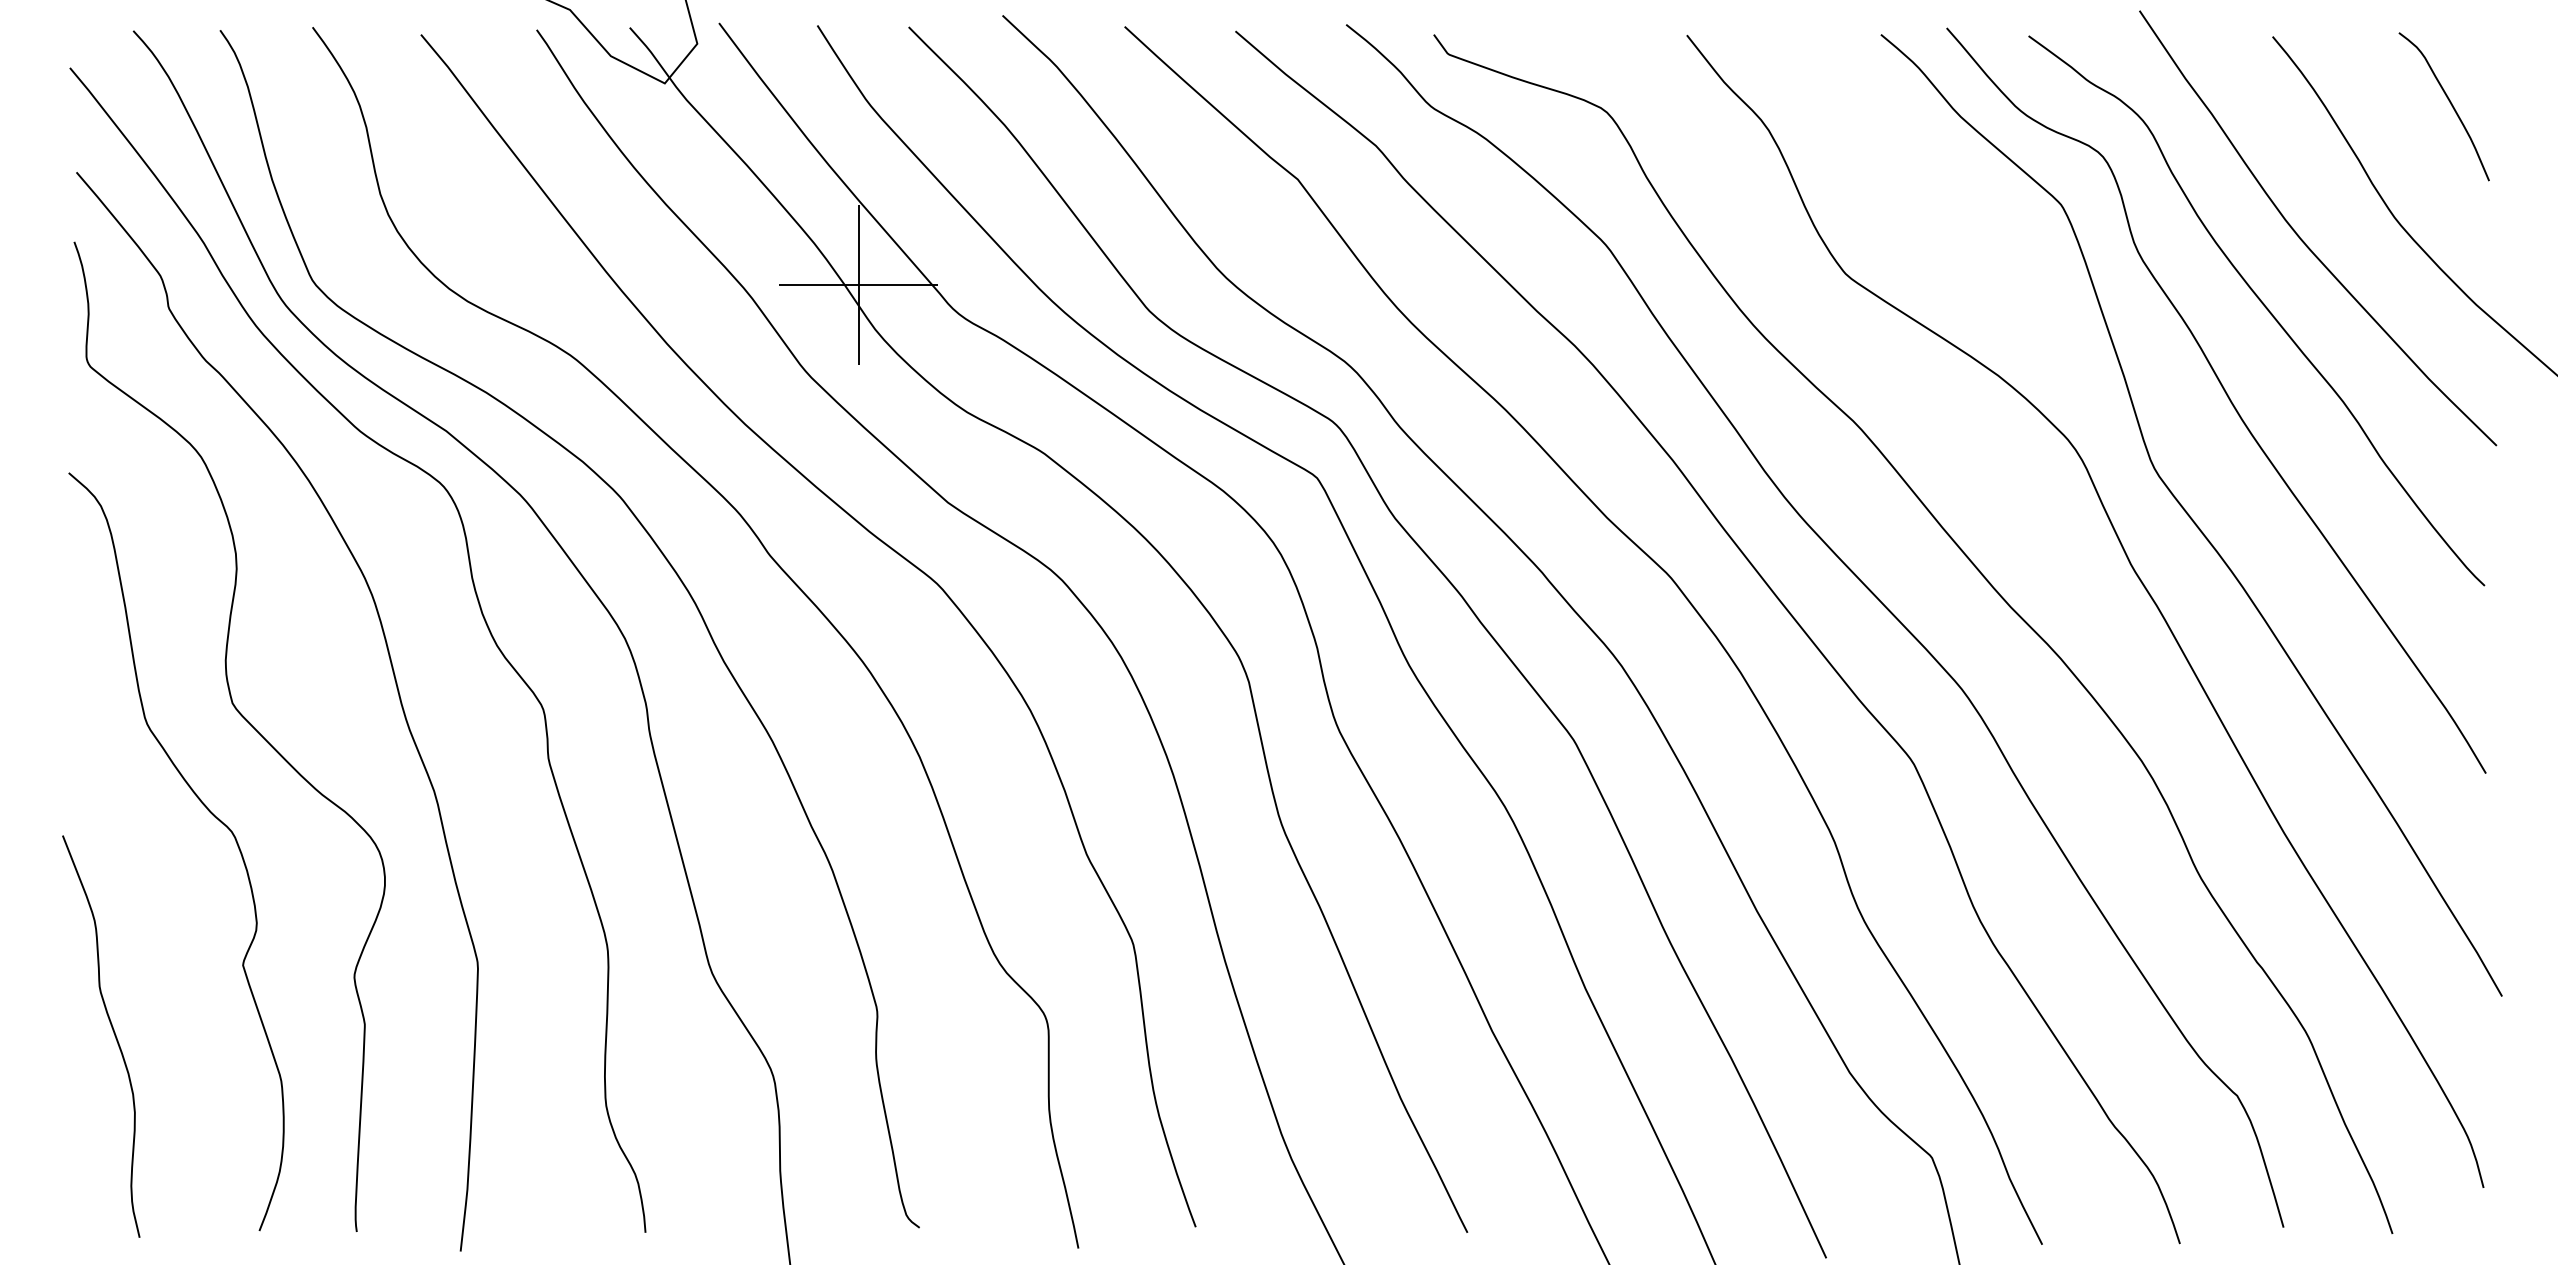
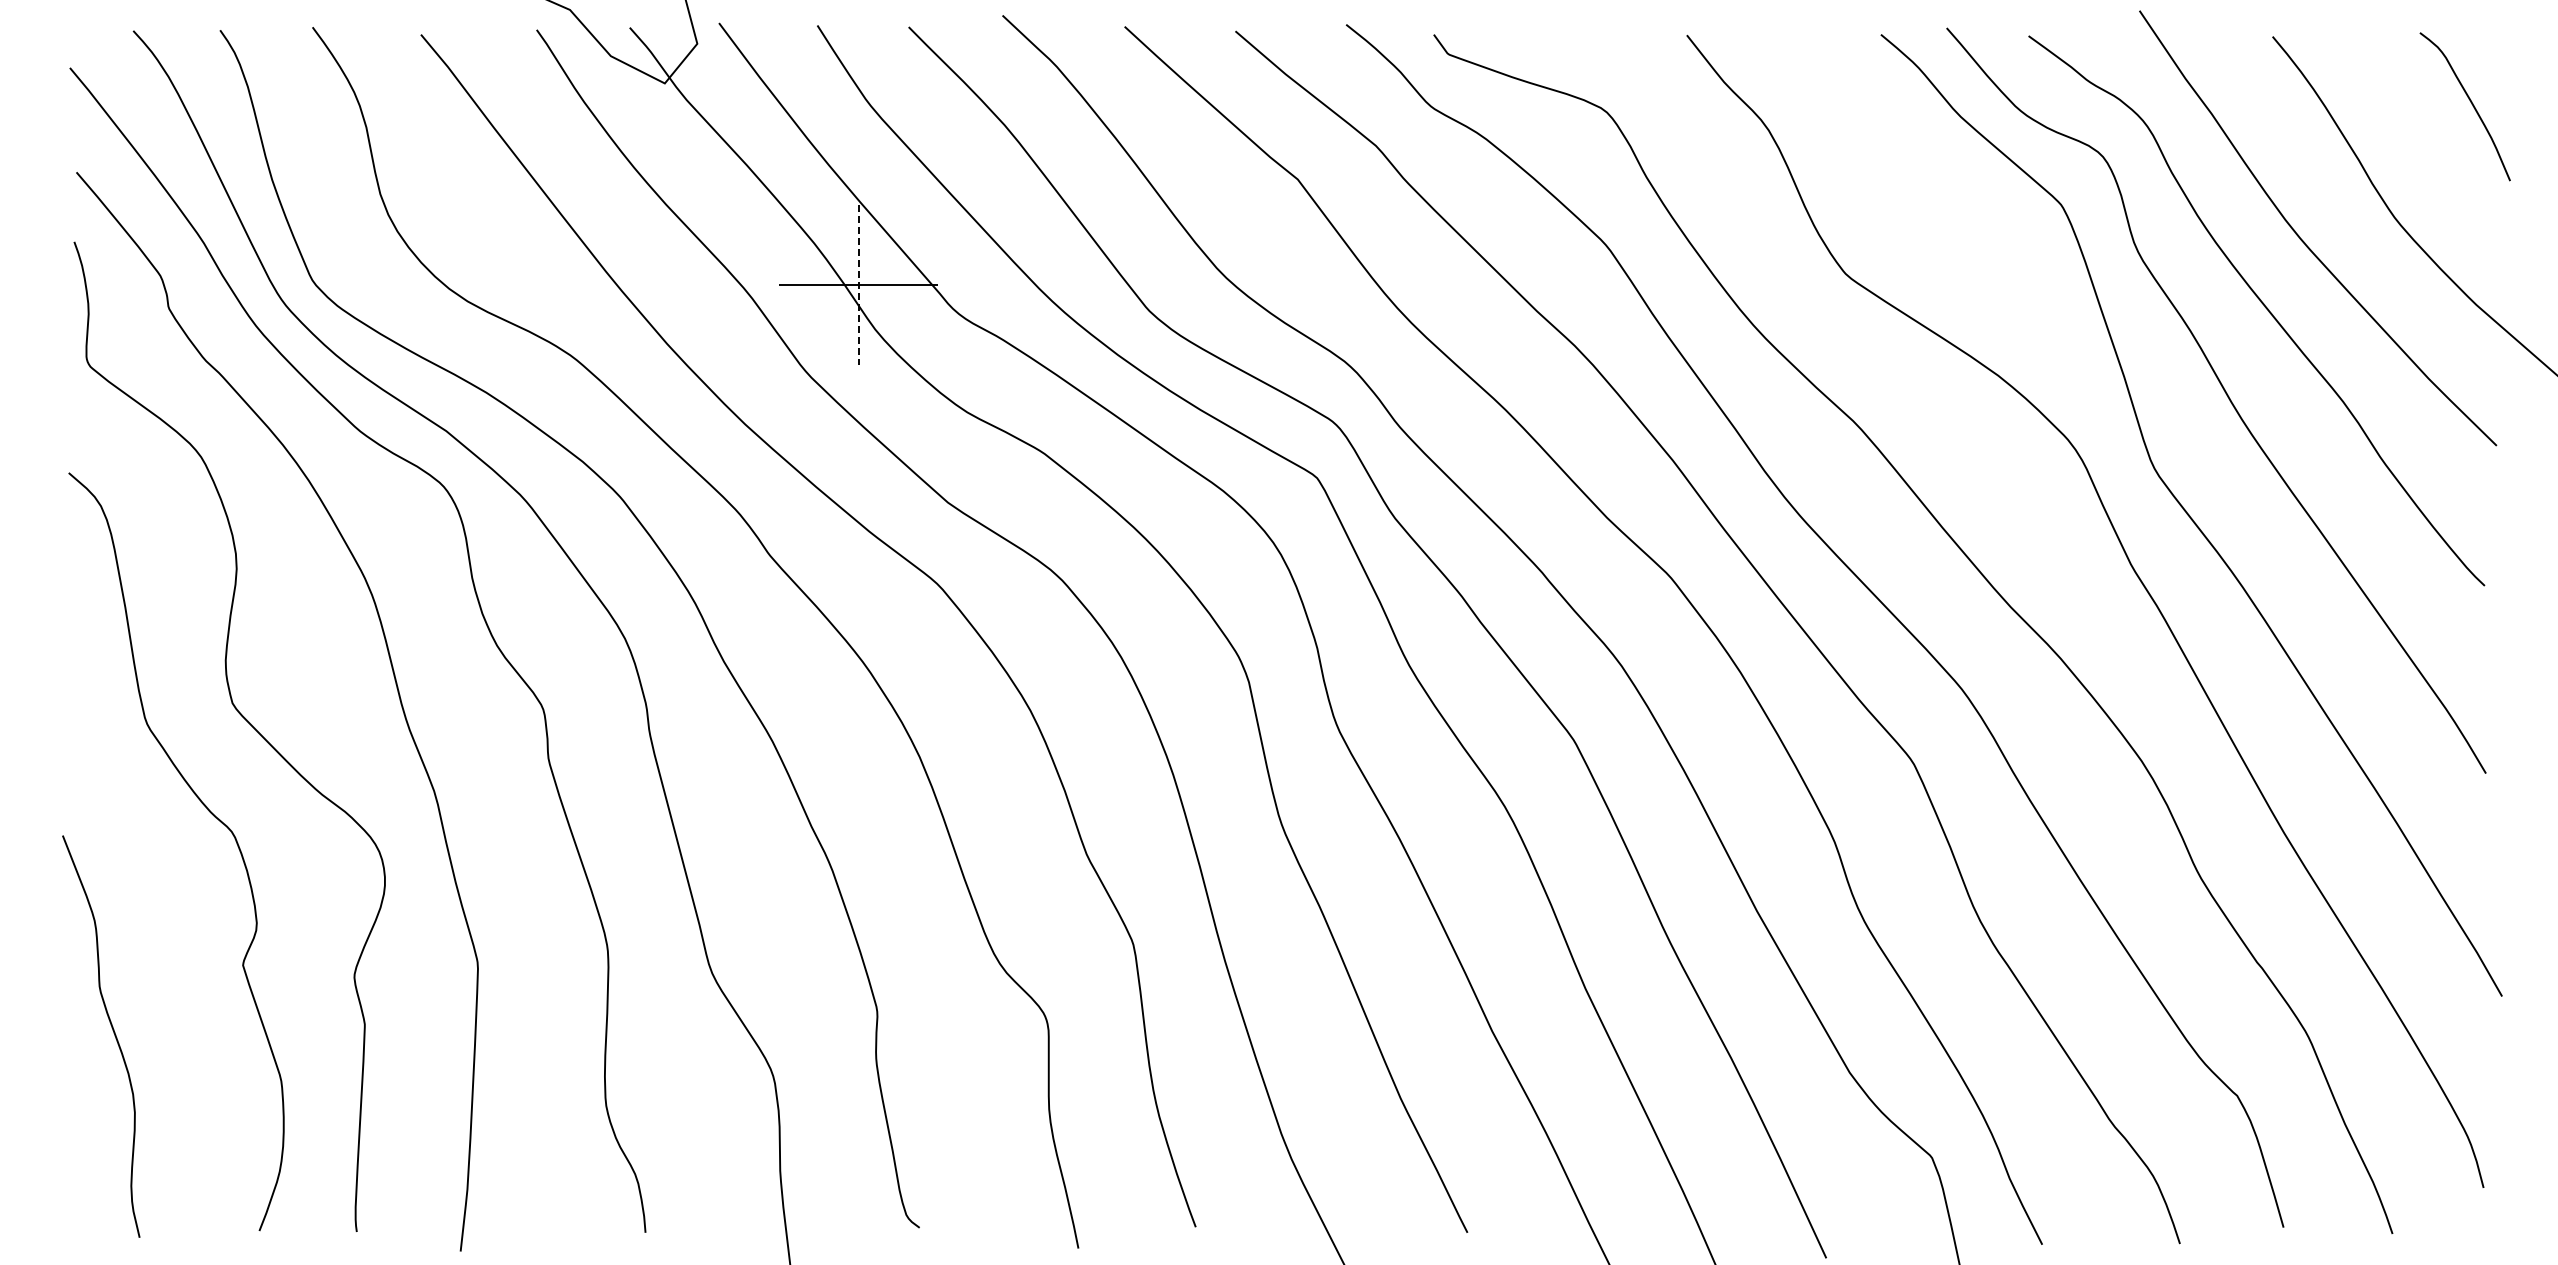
curve position: (2449, 102) -> (2470, 102) (2470, 102)
line: solid -> dashed (858, 284)
